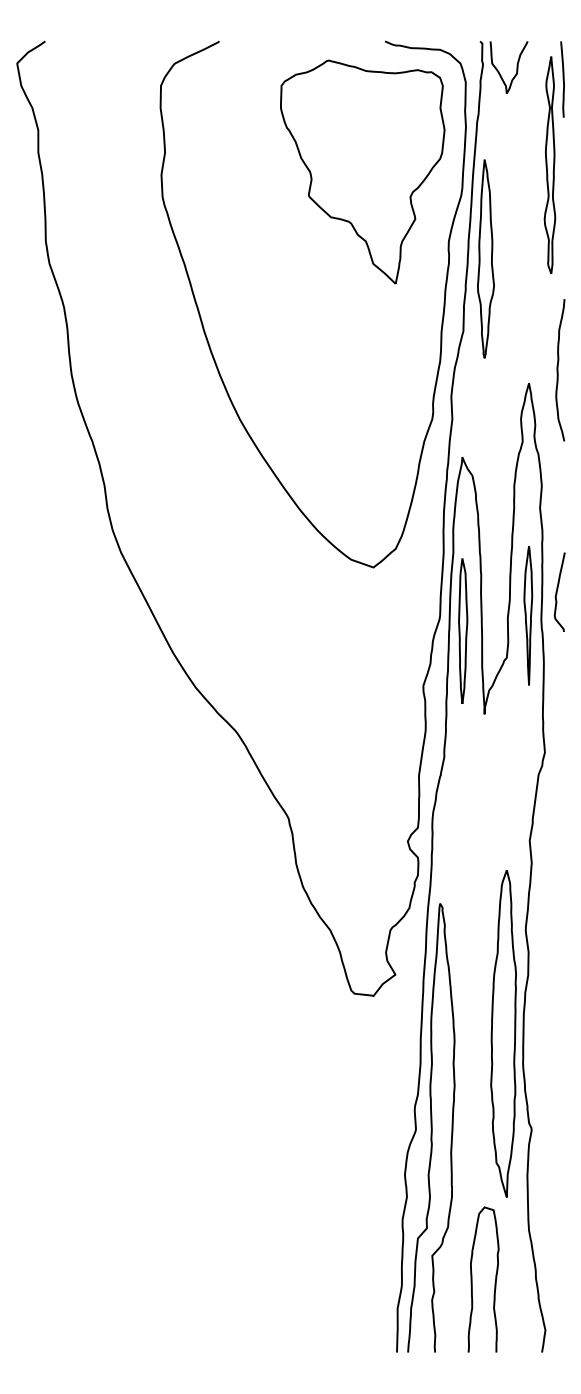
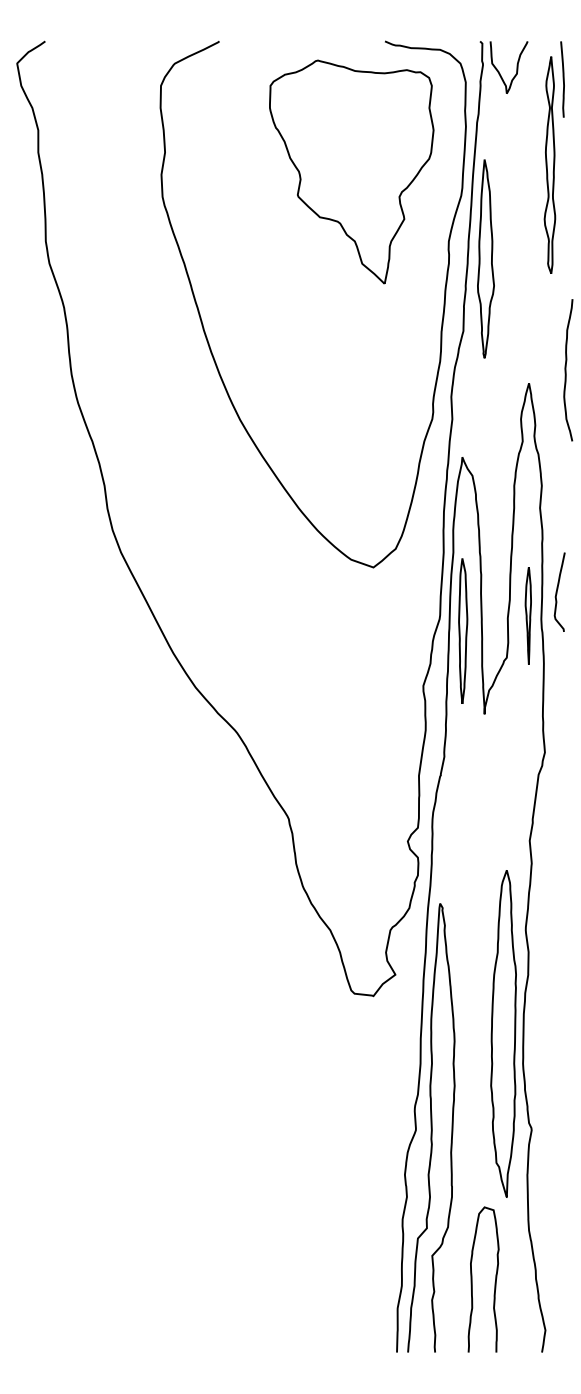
part position: (362, 171) -> (351, 171) (351, 171)
curve position: (558, 370) -> (566, 370) (566, 370)
part size: 11x140 px -> 8x98 px (527, 615)
